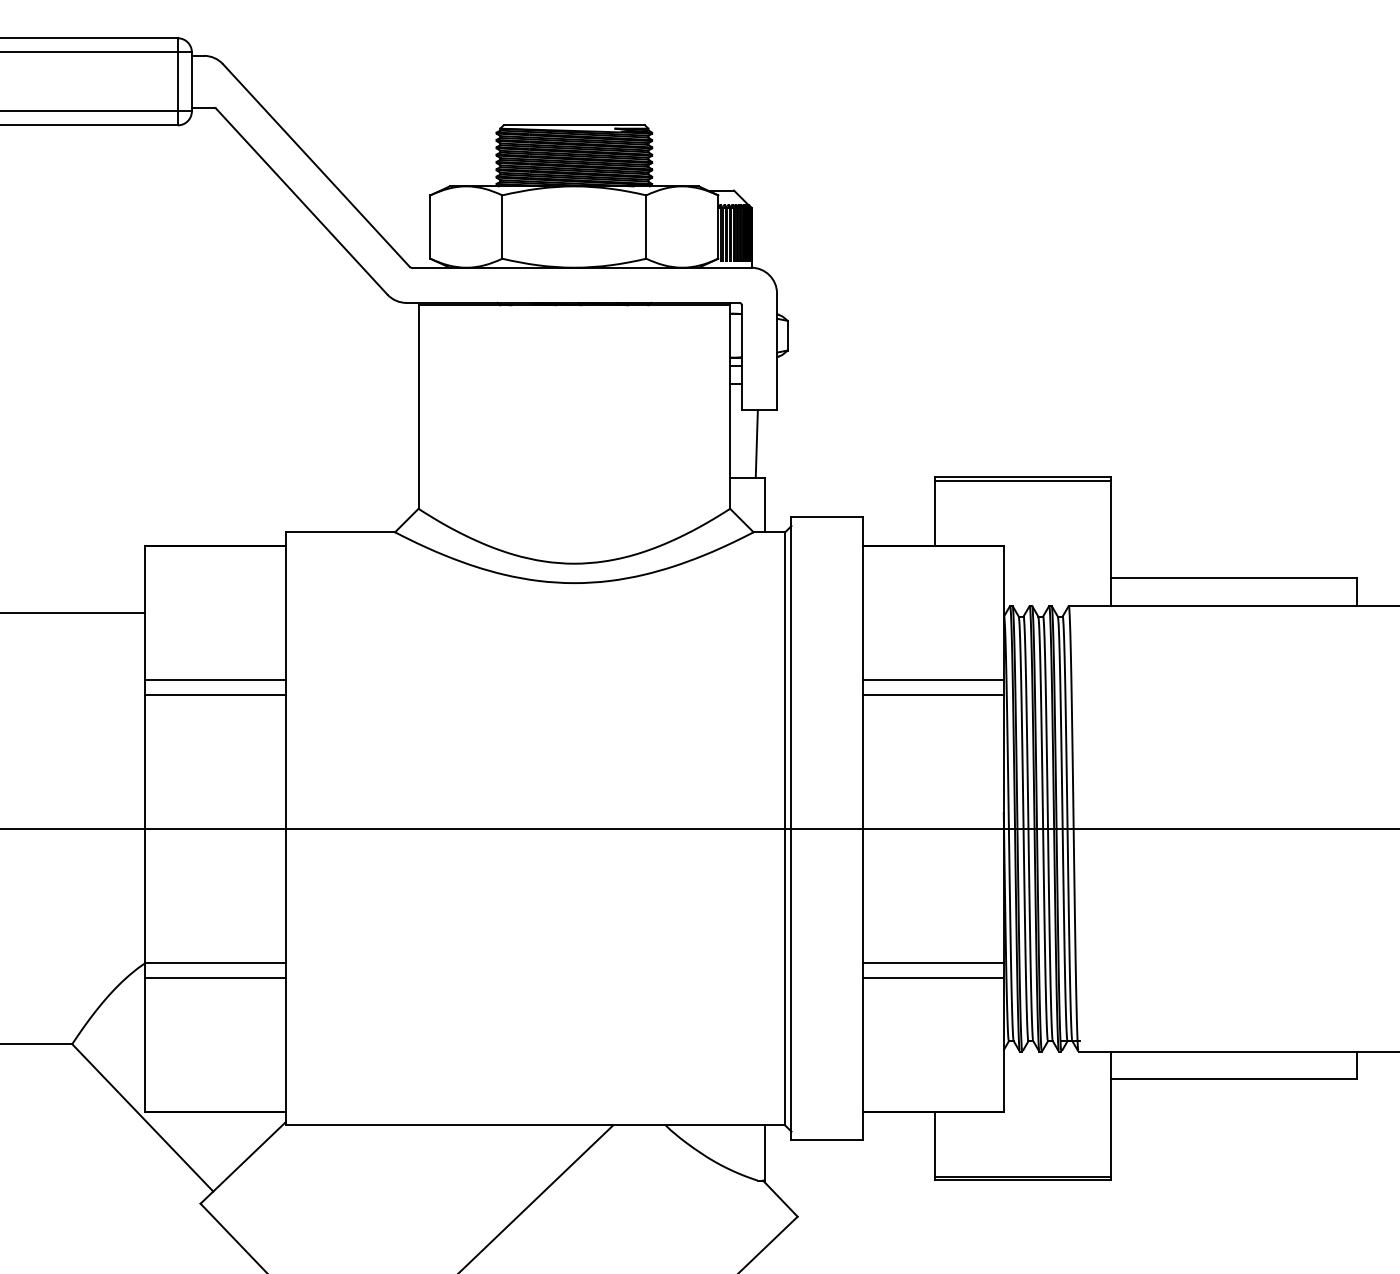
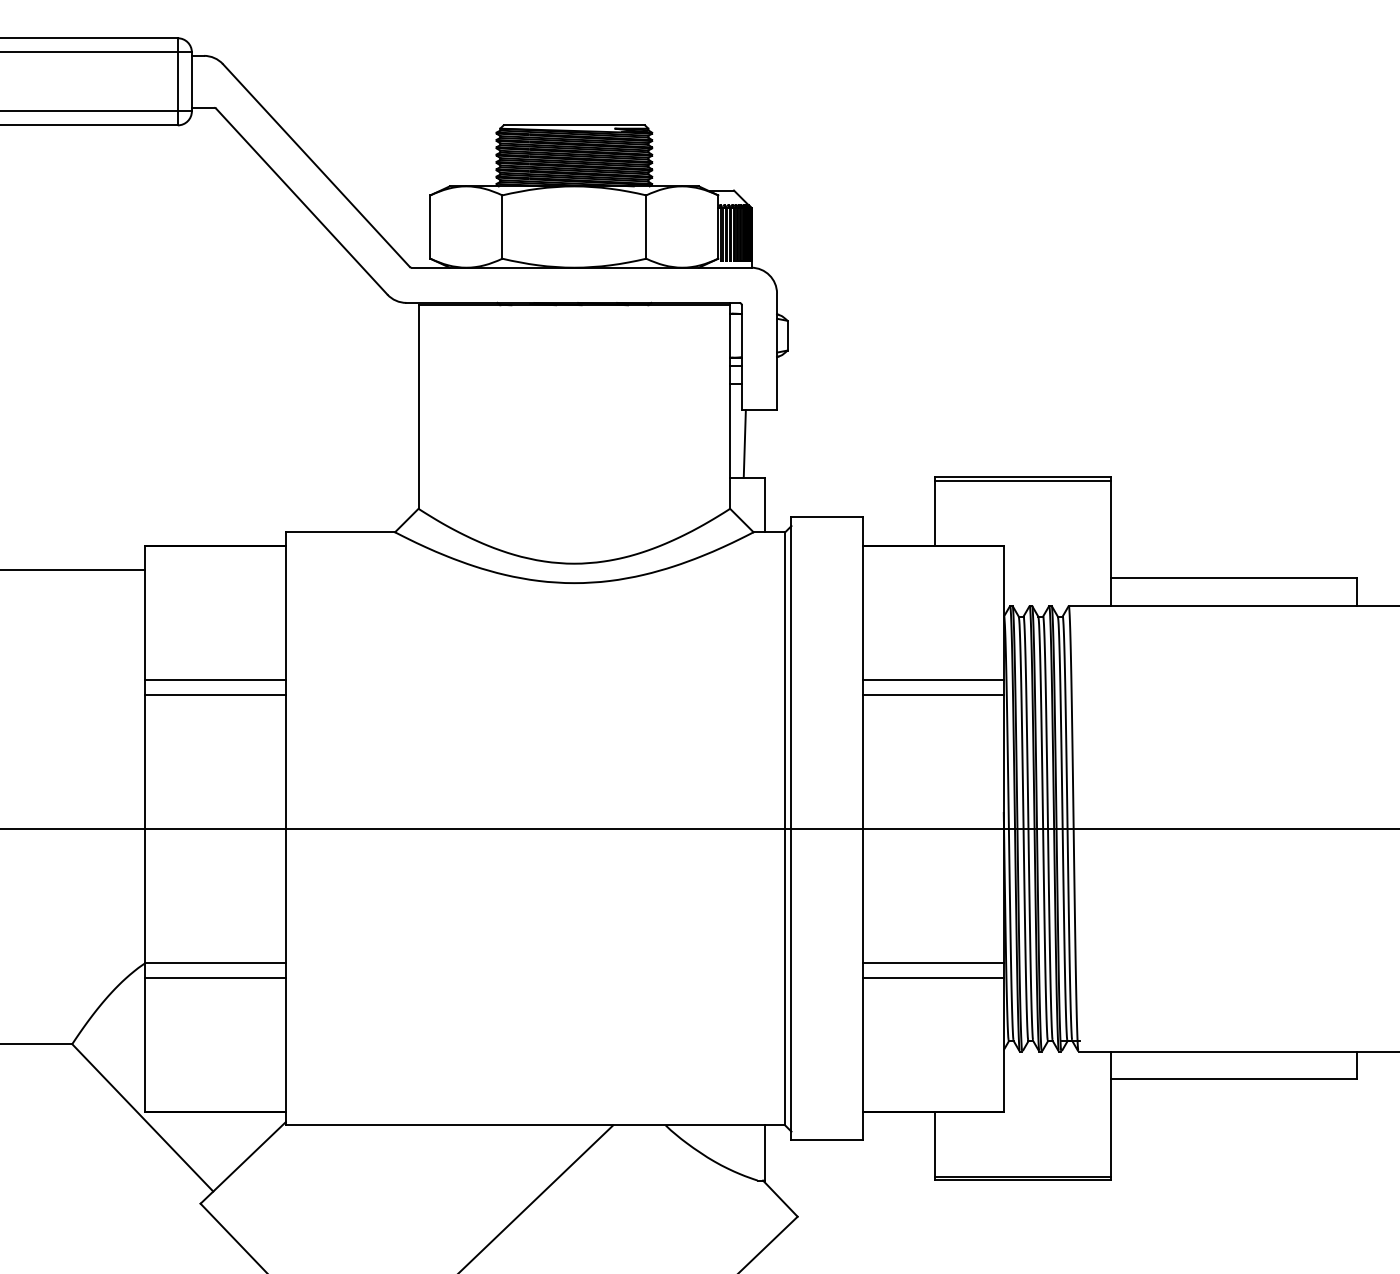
line position: (756, 443) -> (744, 443) (744, 443)
line position: (73, 613) -> (73, 570) (73, 570)
